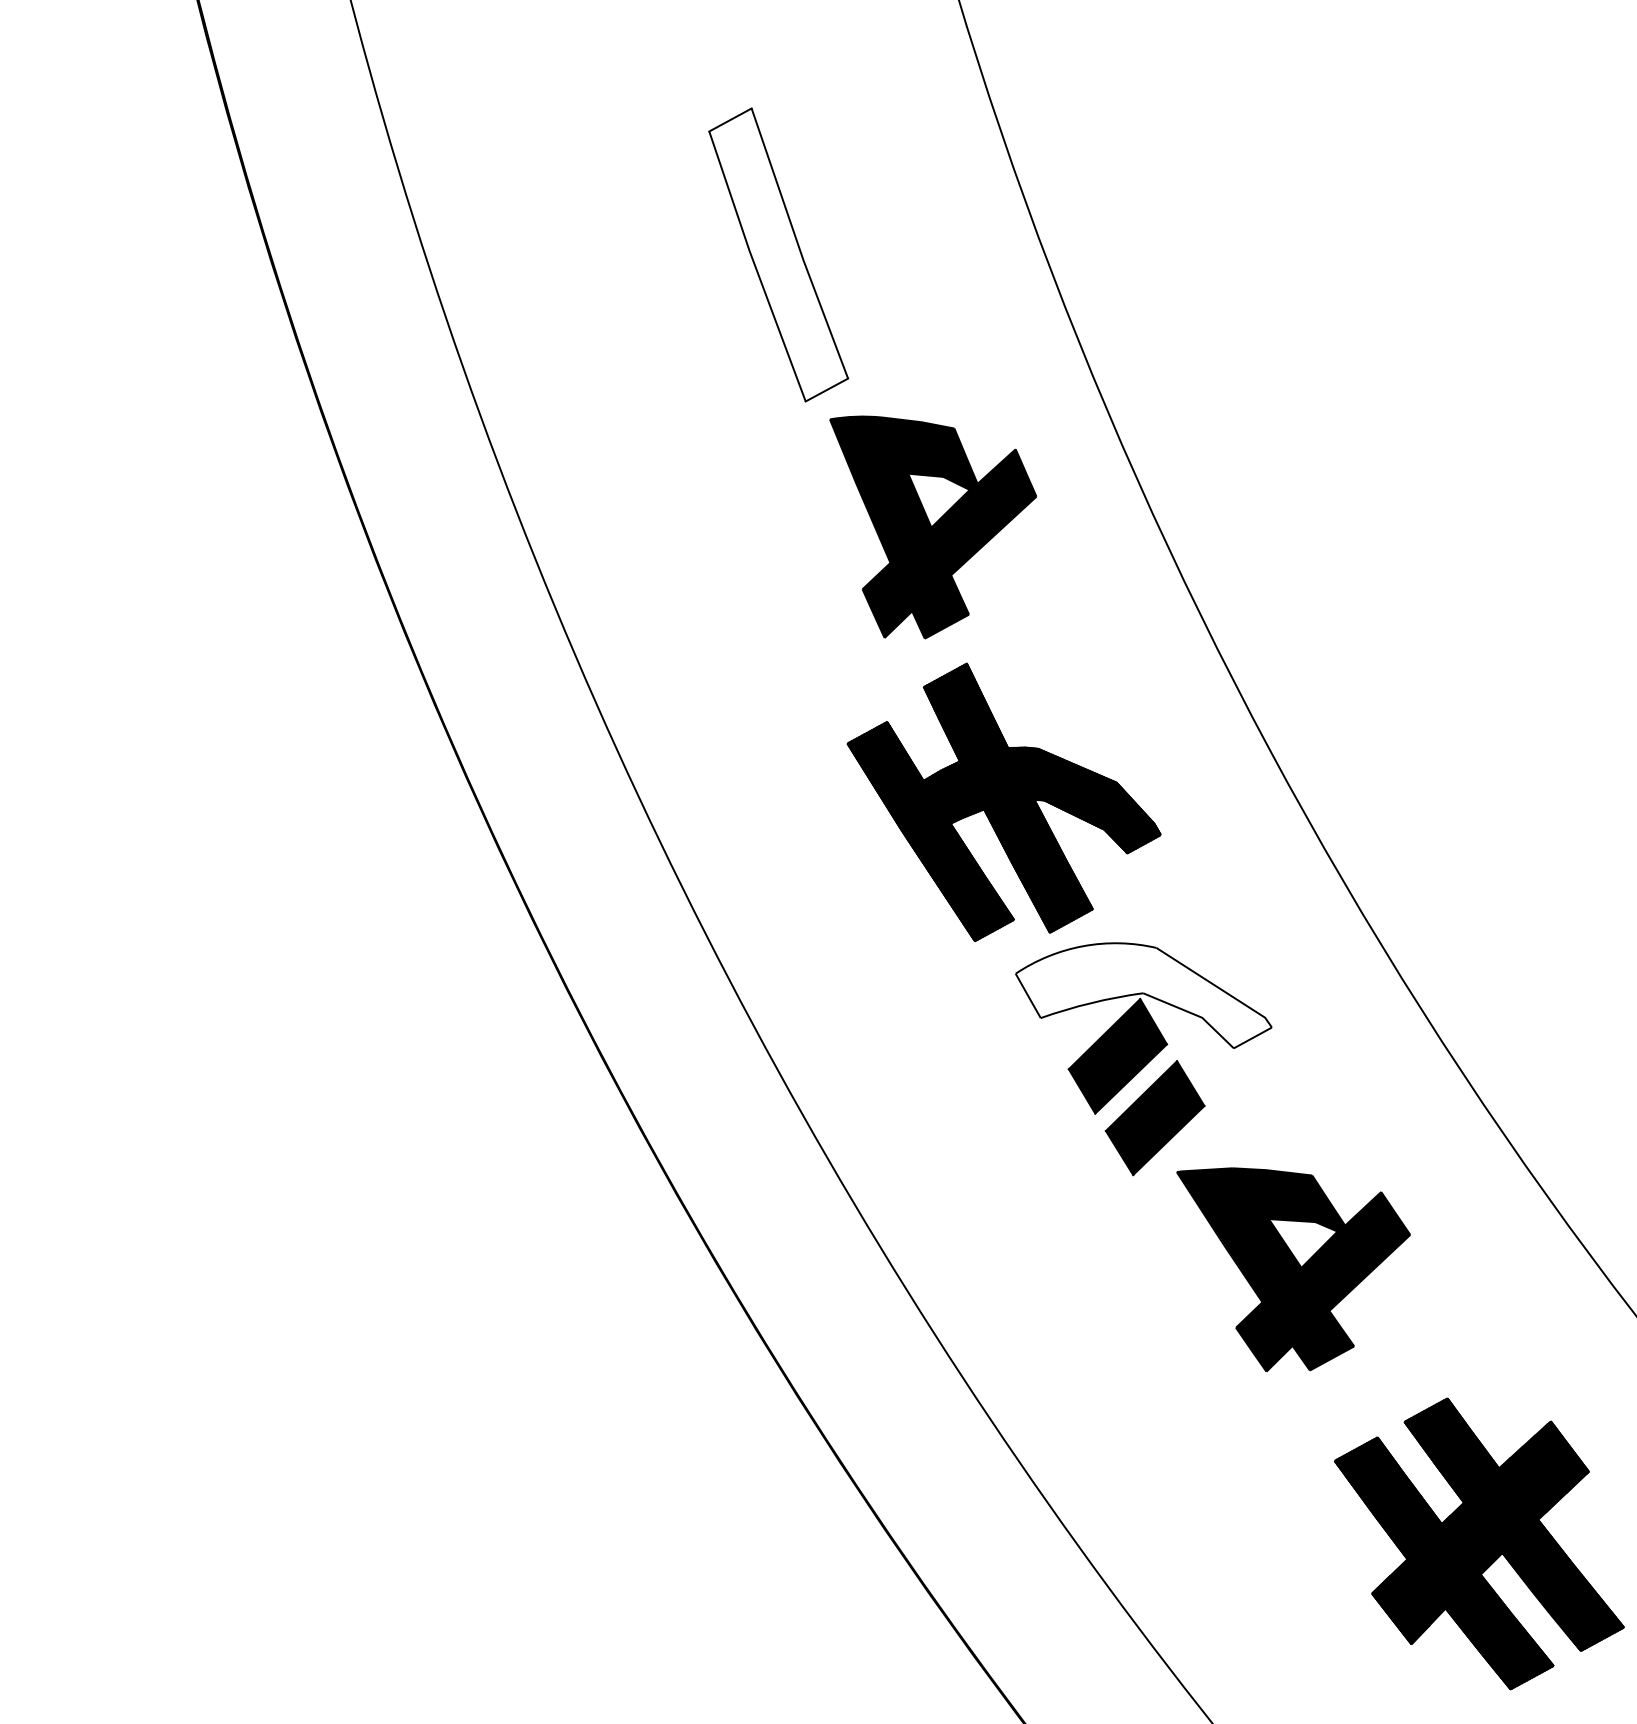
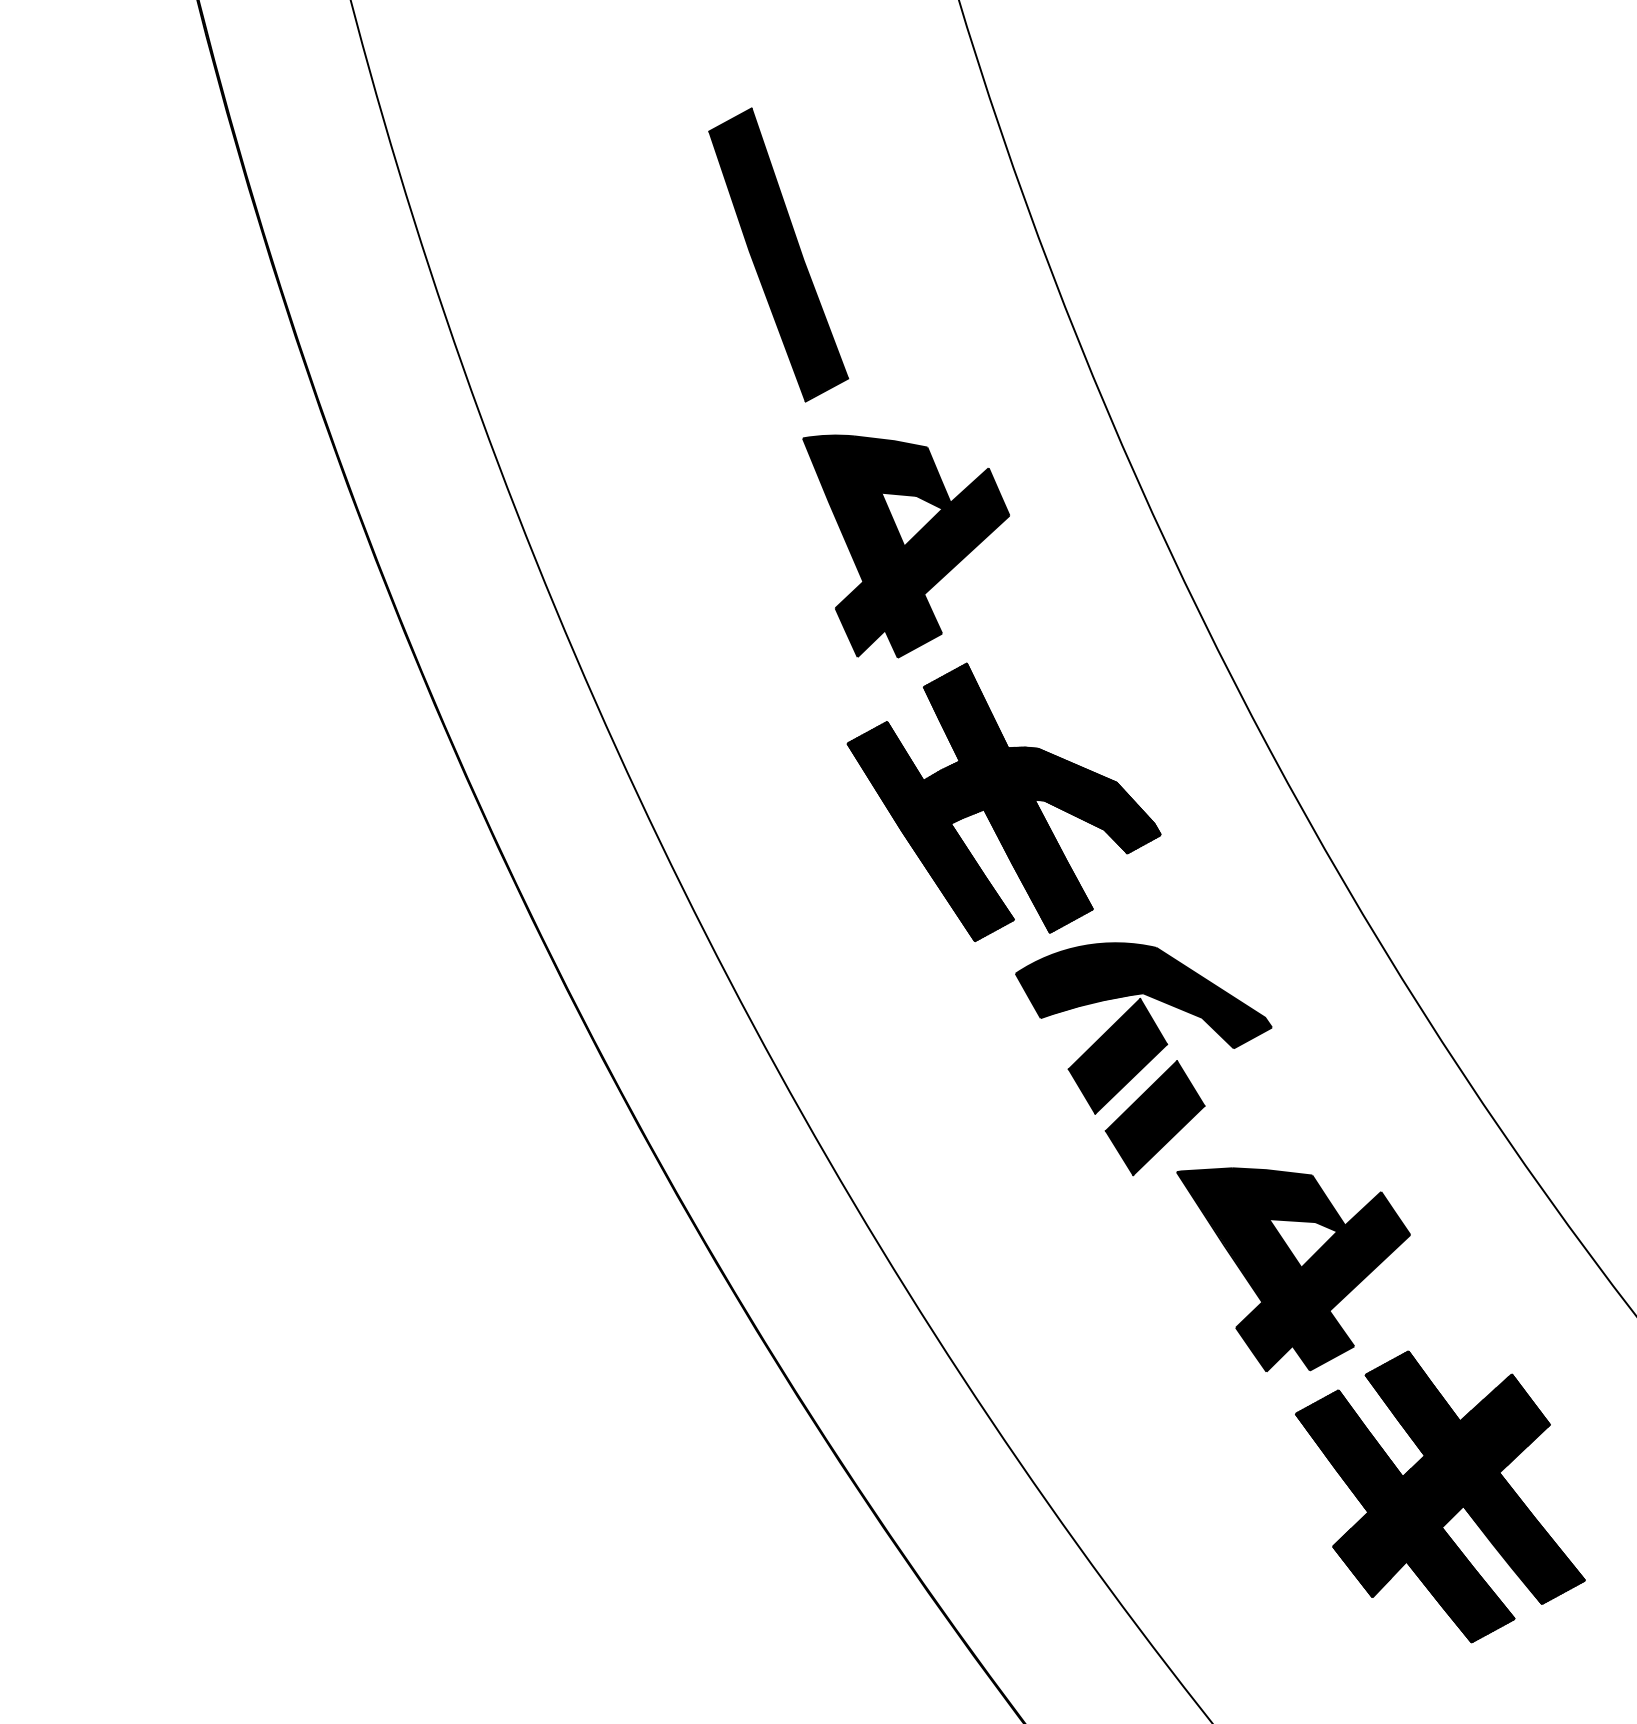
fill: none -> present (778, 254)
part position: (933, 527) -> (906, 546) (906, 546)
fill: none -> present (1143, 995)
part position: (1479, 1543) -> (1440, 1496) (1440, 1496)
